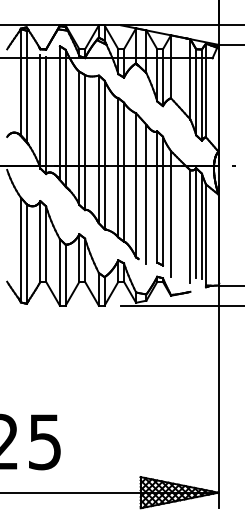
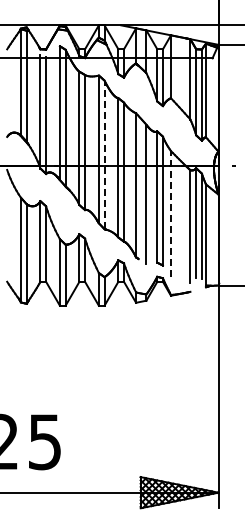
line: solid -> dashed (104, 154)
line: solid -> dashed (171, 214)
line: present -> none (181, 305)
